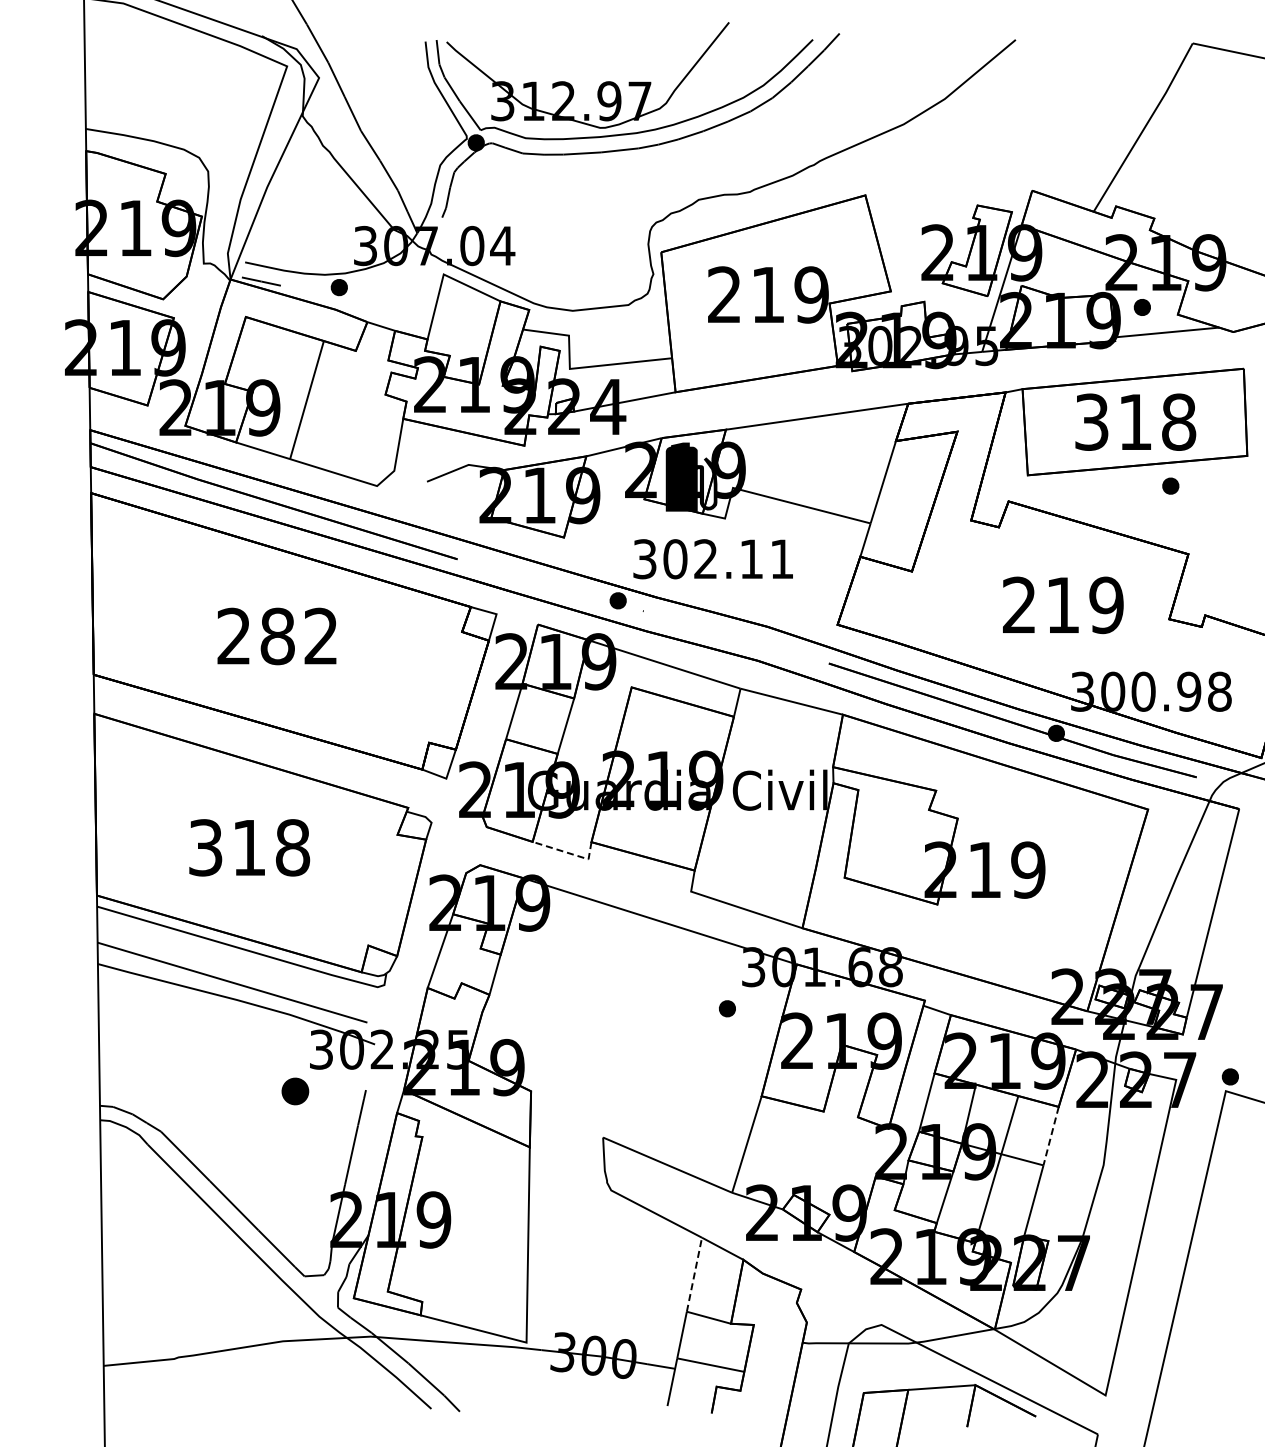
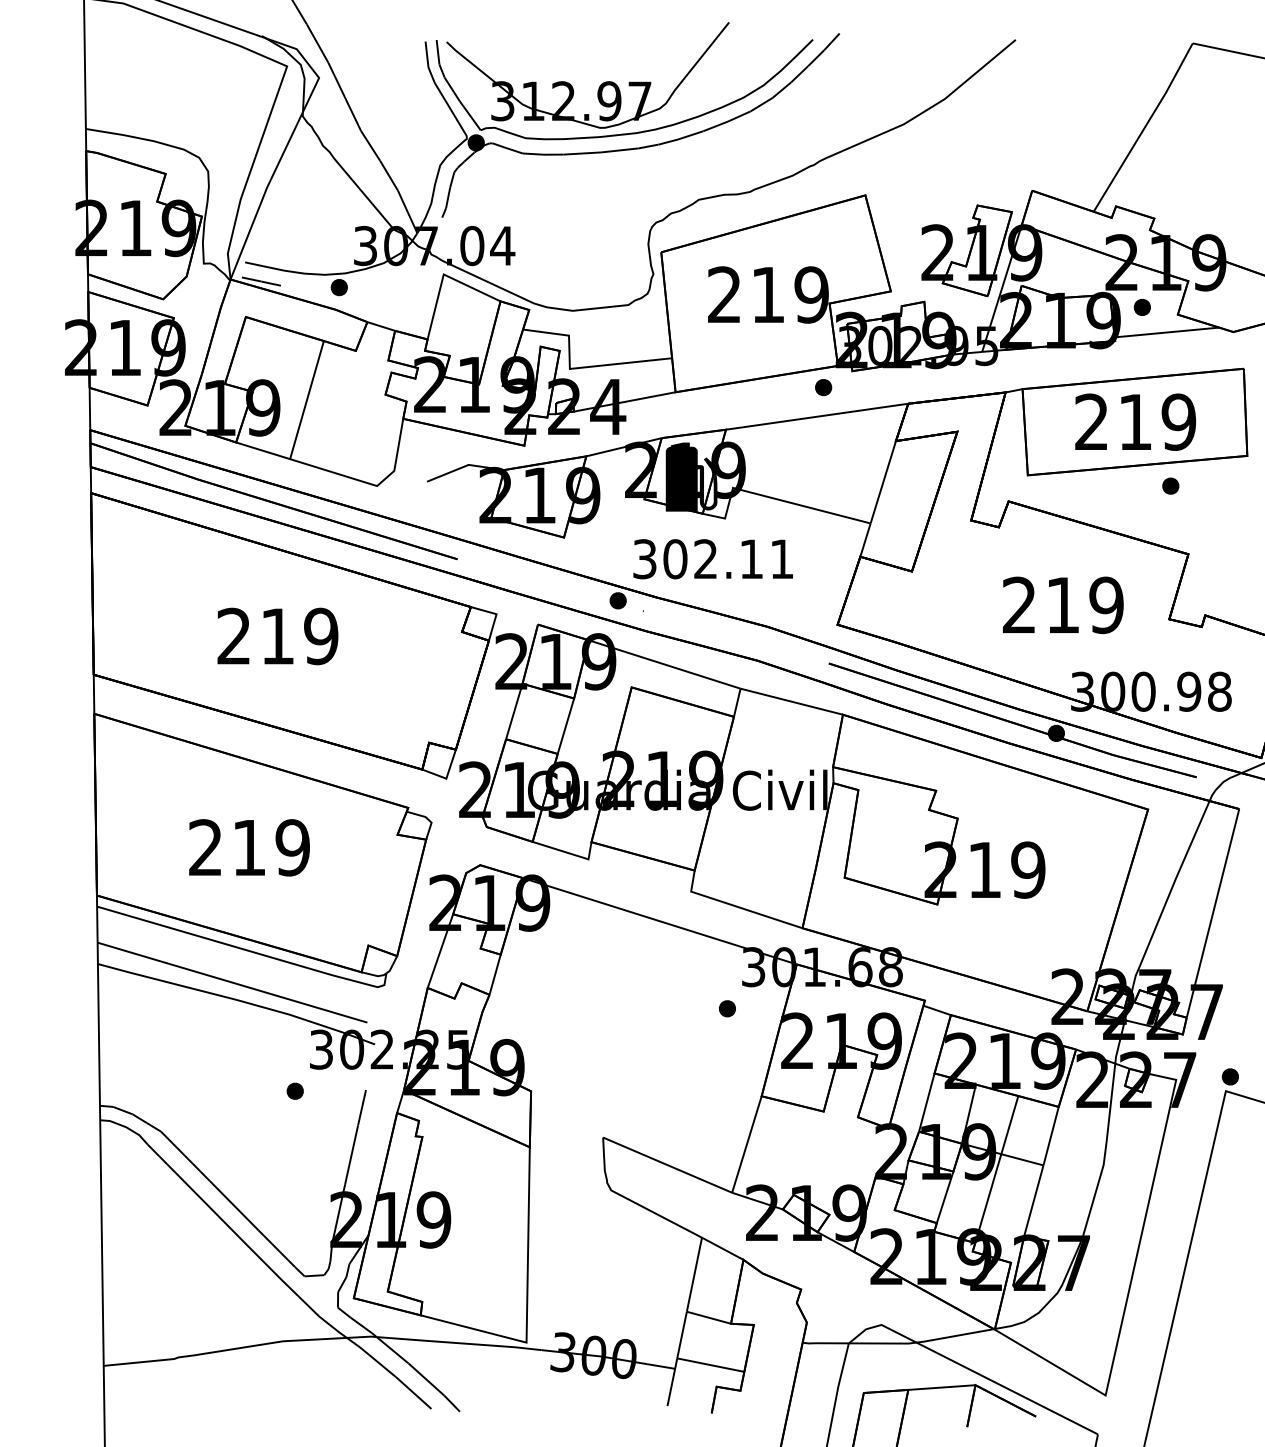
part: none -> present (823, 387)
text: 318 -> 219 (1135, 421)
text: 282 -> 219 (299, 636)
text: 318 -> 219 (249, 847)
line: dashed -> solid (569, 853)
part size: 29x29 px -> 18x18 px (294, 1090)
line: dashed -> solid (1051, 1136)
line: dashed -> solid (694, 1274)
